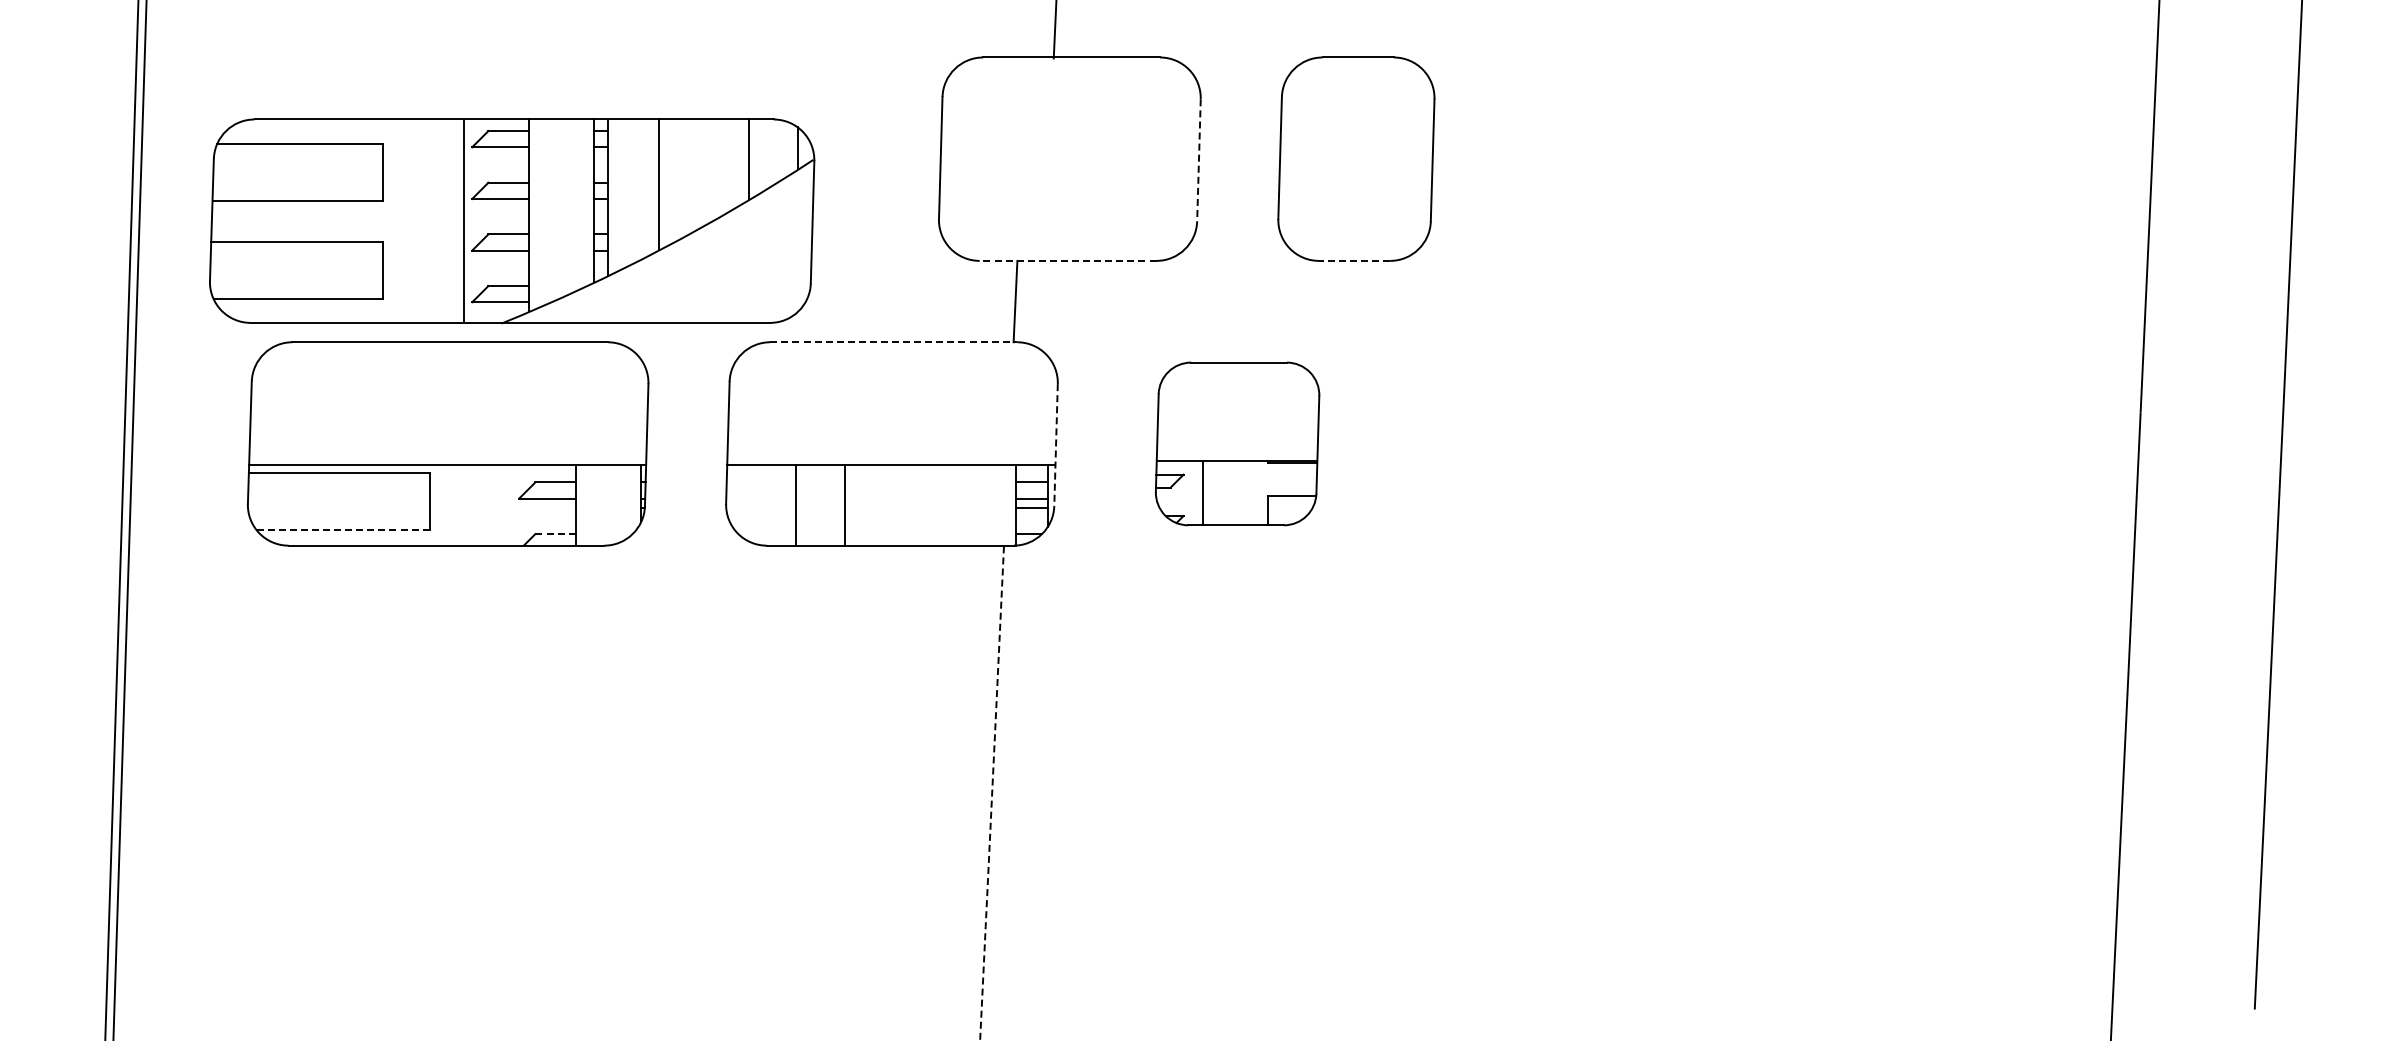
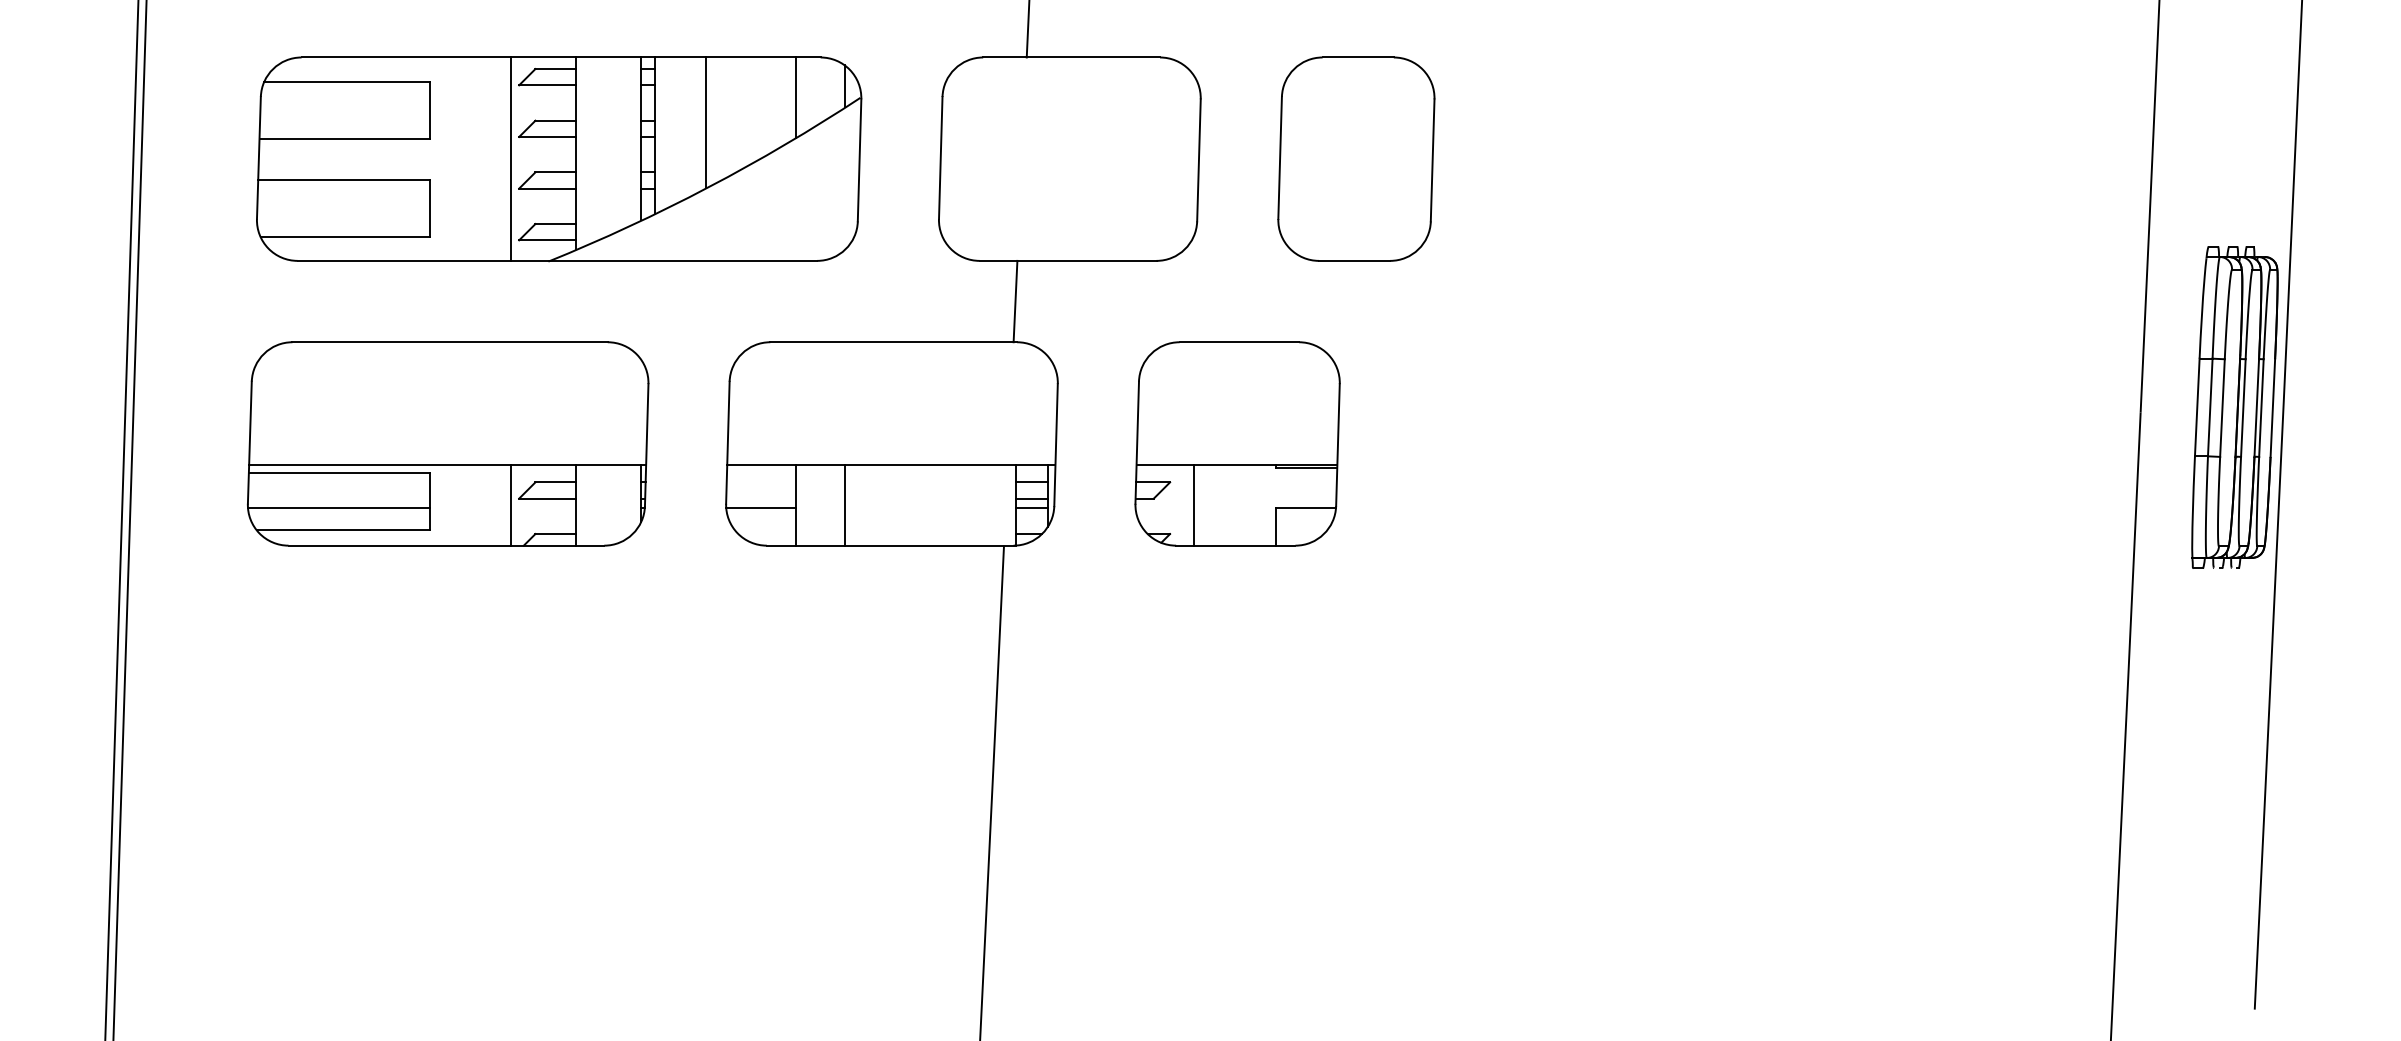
line position: (1054, 30) -> (1027, 29) (1027, 29)
line: dashed -> solid (1198, 160)
part position: (512, 221) -> (559, 159) (559, 159)
line: dashed -> solid (1067, 260)
line: dashed -> solid (1354, 260)
line: dashed -> solid (894, 342)
part: none -> present (2234, 407)
part size: 167x166 px -> 207x206 px (1237, 443)
line: dashed -> solid (1056, 445)
line: none -> present (511, 505)
line: none -> present (338, 507)
line: none -> present (760, 507)
line: dashed -> solid (343, 529)
line: dashed -> solid (556, 534)
arc: dashed -> solid (992, 793)
